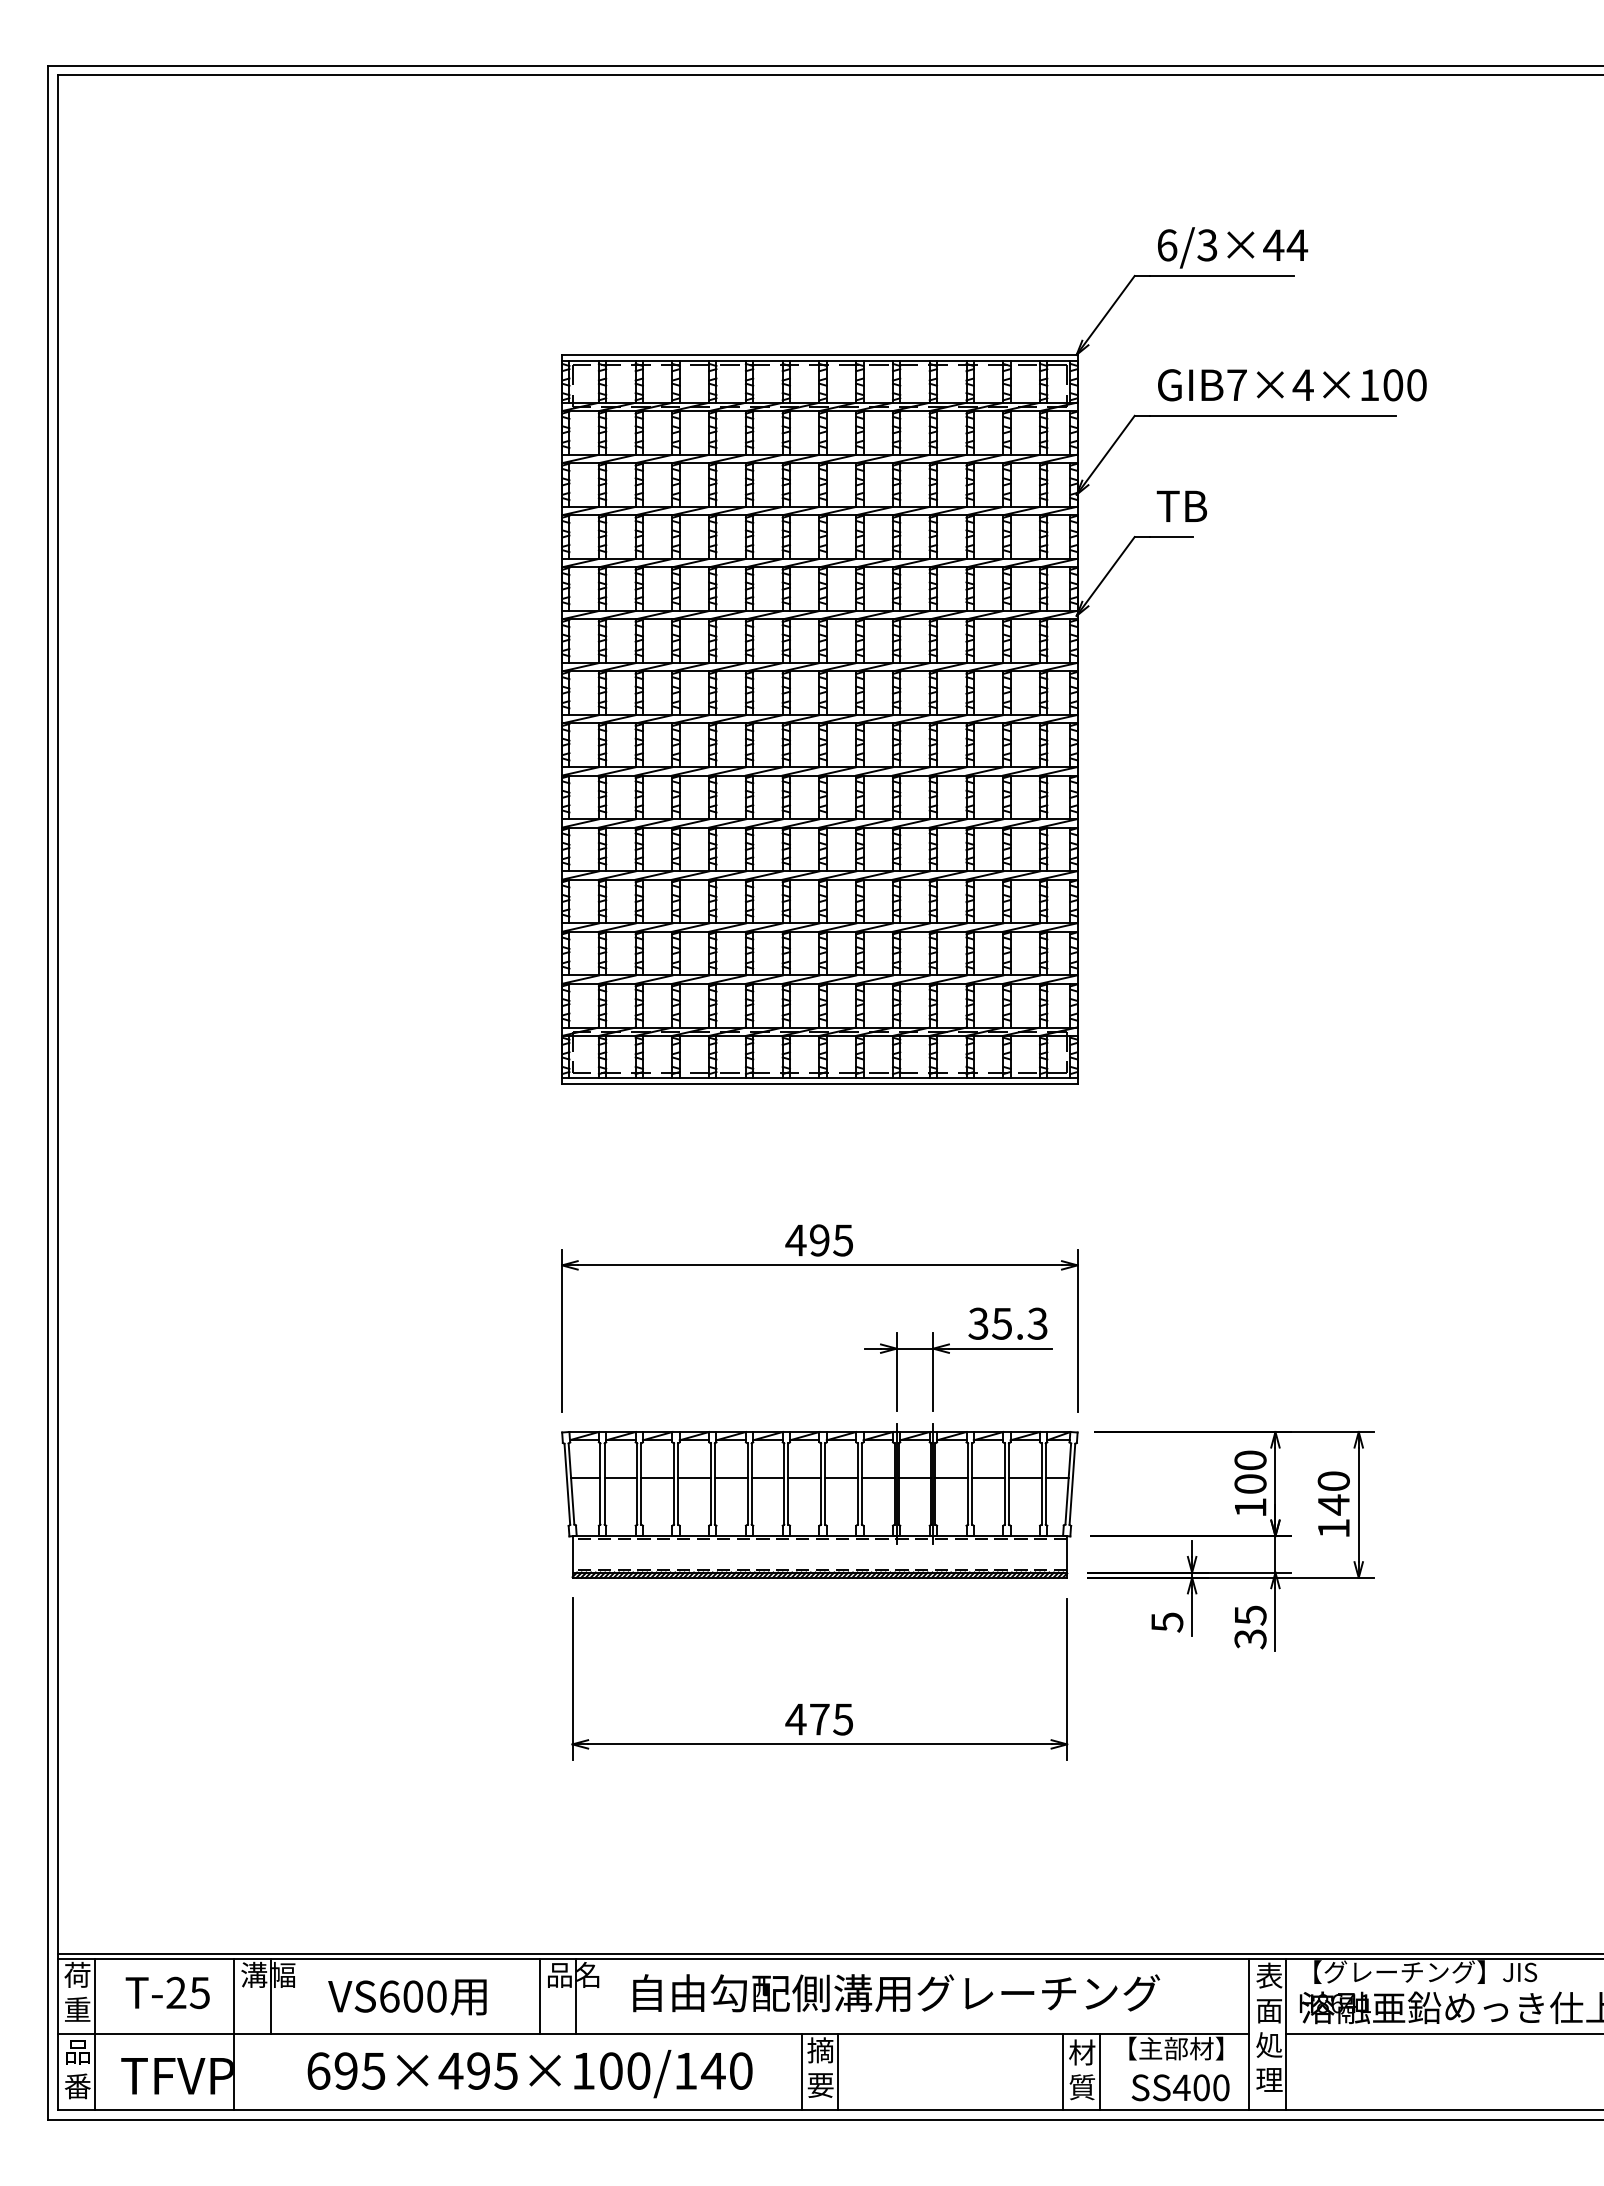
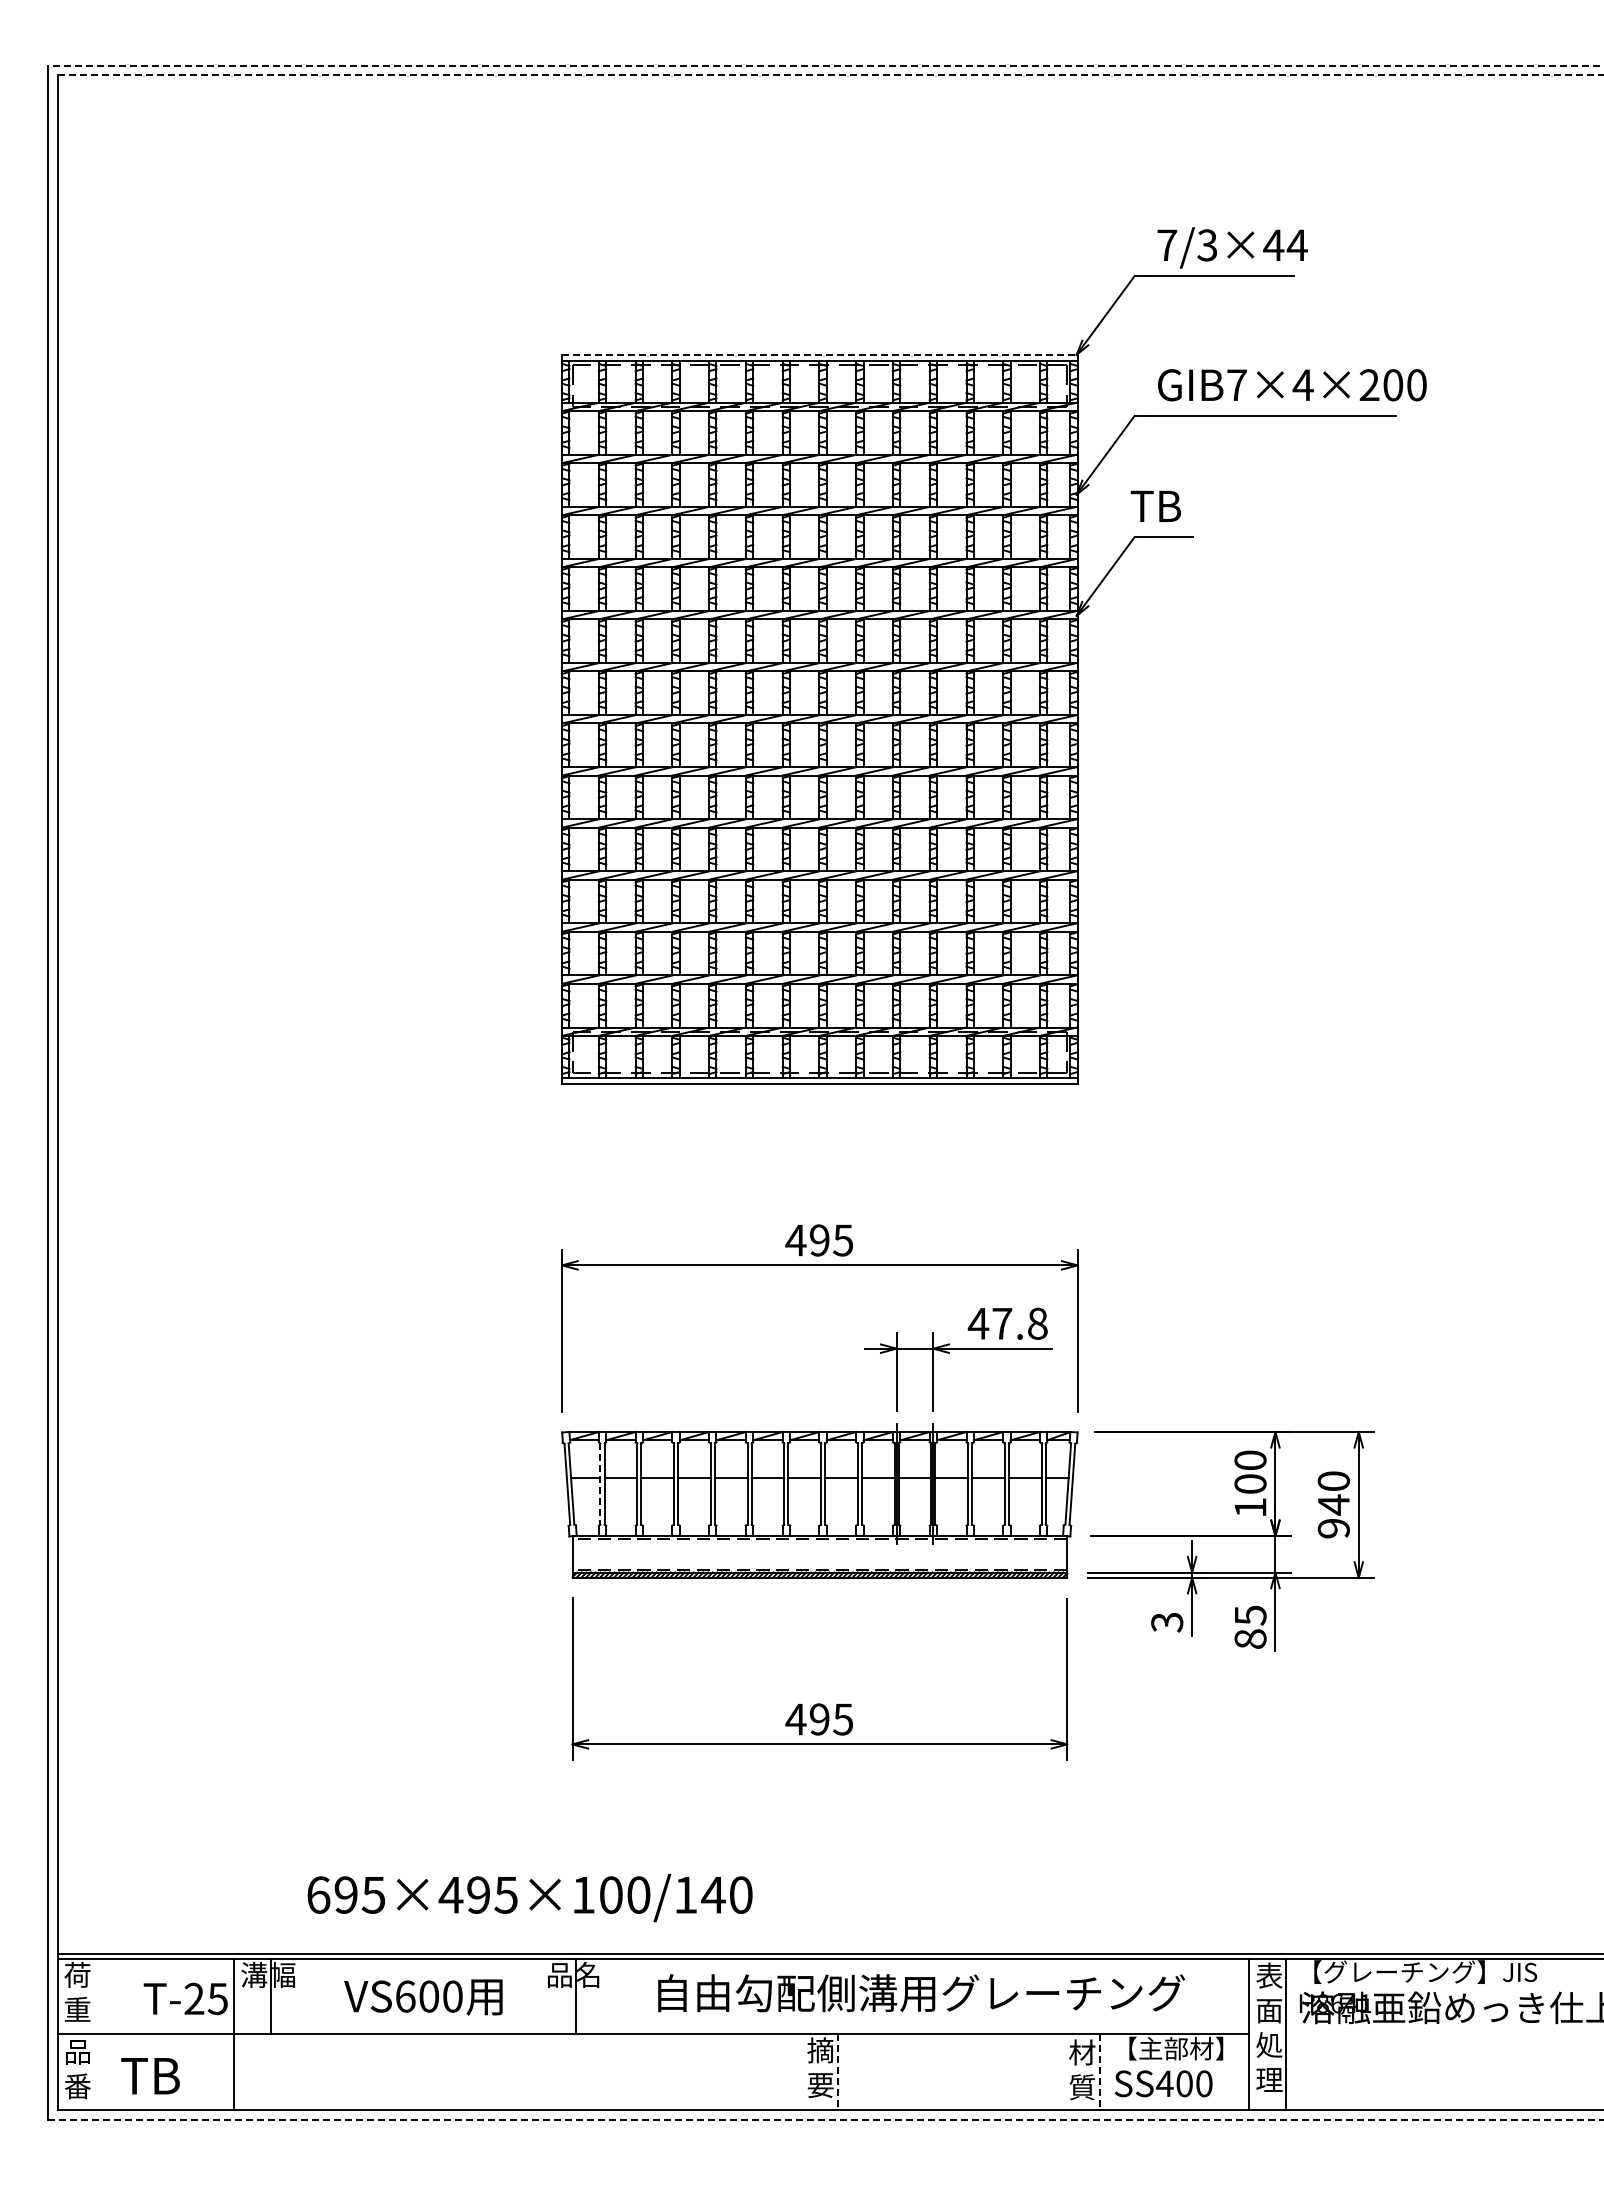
line: solid -> dashed (825, 65)
line: solid -> dashed (831, 75)
text: 6/3×44 -> 7/3×44 (1167, 245)
line: solid -> dashed (819, 354)
text: GIB7×4×100 -> GIB7×4×200 (1369, 384)
text position: (1181, 505) -> (1155, 505) (1155, 505)
text: 35.3 -> 47.8 (1007, 1323)
line: solid -> dashed (600, 1484)
text: 140 -> 940 (1333, 1528)
text: 5 -> 3 (1166, 1622)
text: 35 -> 85 (1250, 1639)
text: 475 -> 495 (819, 1719)
text position: (167, 1992) -> (185, 1998) (185, 1998)
text position: (896, 1993) -> (921, 1993) (921, 1993)
line: present -> none (540, 1996)
text position: (407, 1997) -> (423, 1997) (423, 1997)
line: present -> none (94, 2034)
line: present -> none (1442, 2034)
line: present -> none (801, 2072)
line: solid -> dashed (838, 2072)
line: present -> none (1063, 2072)
line: solid -> dashed (1099, 2072)
text position: (529, 2074) -> (529, 1898) (529, 1898)
text: TFVP -> TB (195, 2076)
text position: (1180, 2087) -> (1163, 2083) (1163, 2083)
line: solid -> dashed (825, 2120)
